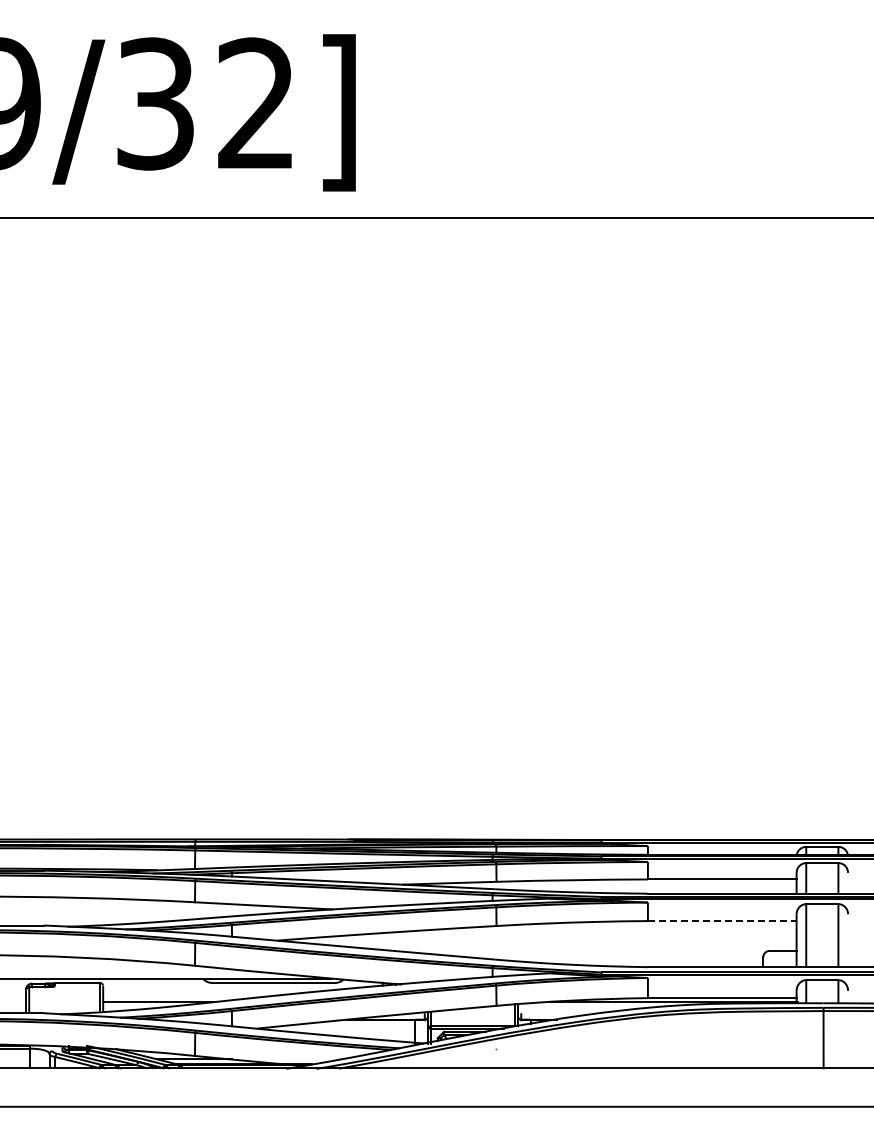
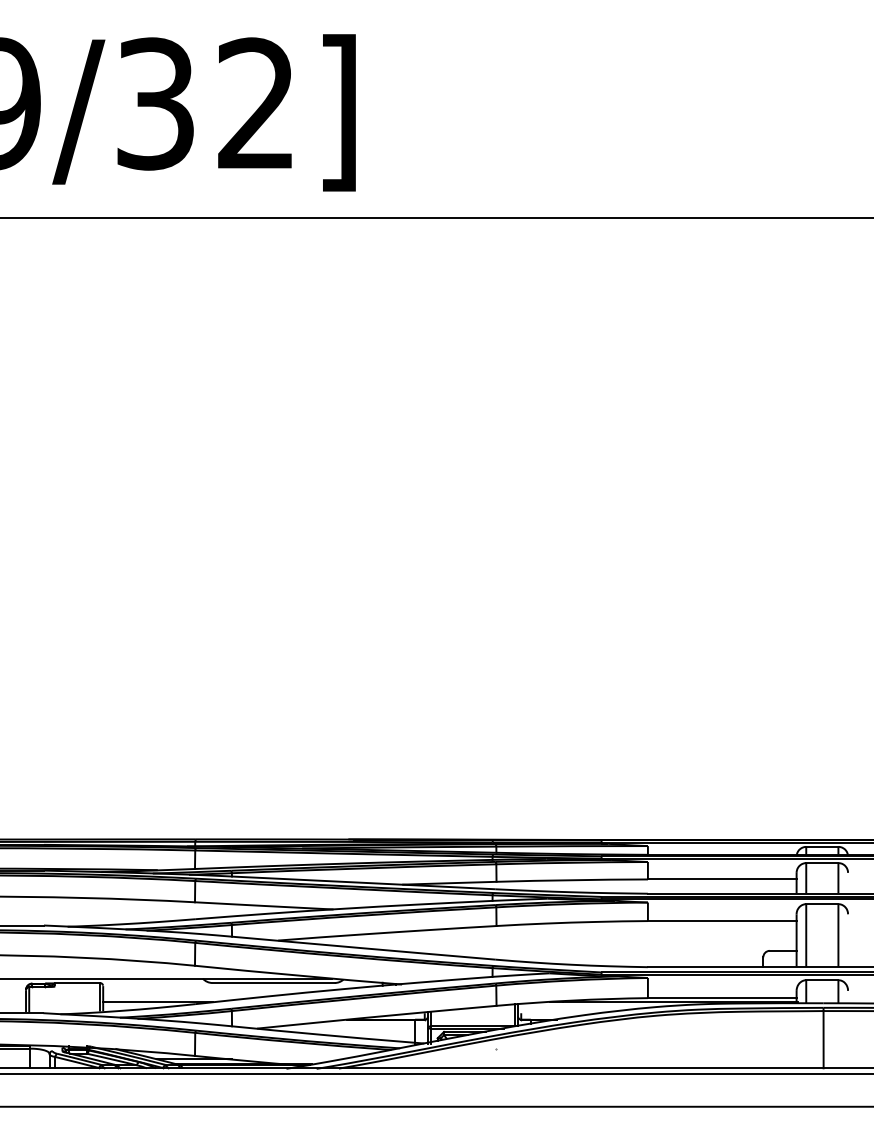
line: dashed -> solid (722, 921)
line: none -> present (436, 1074)
